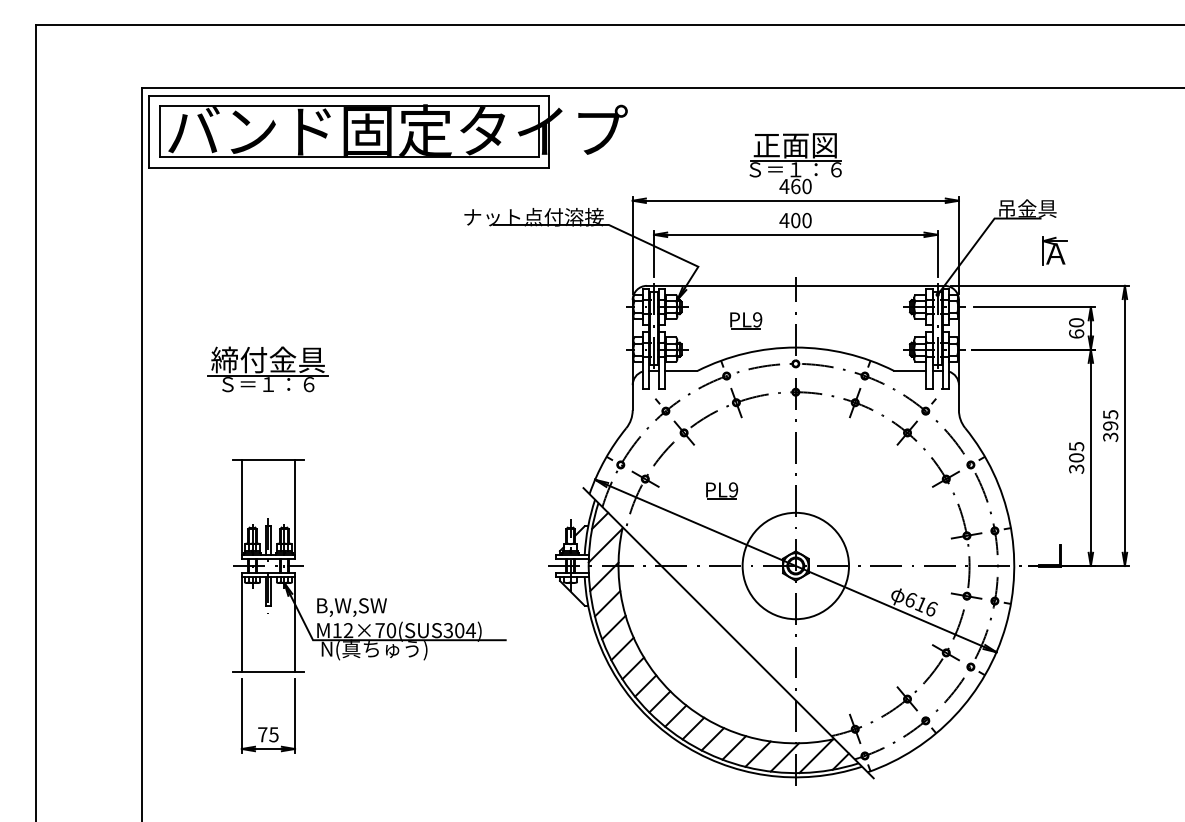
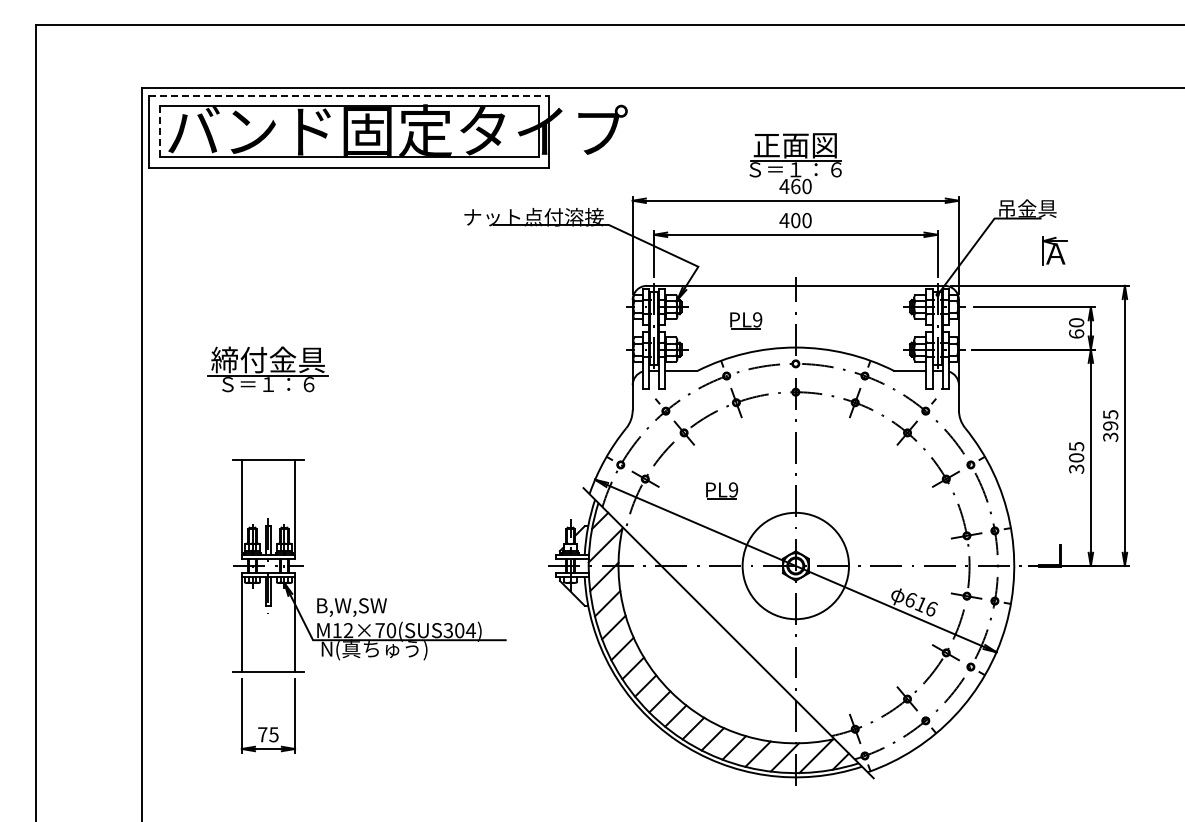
line: solid -> dashed (349, 95)
line: solid -> dashed (160, 131)
